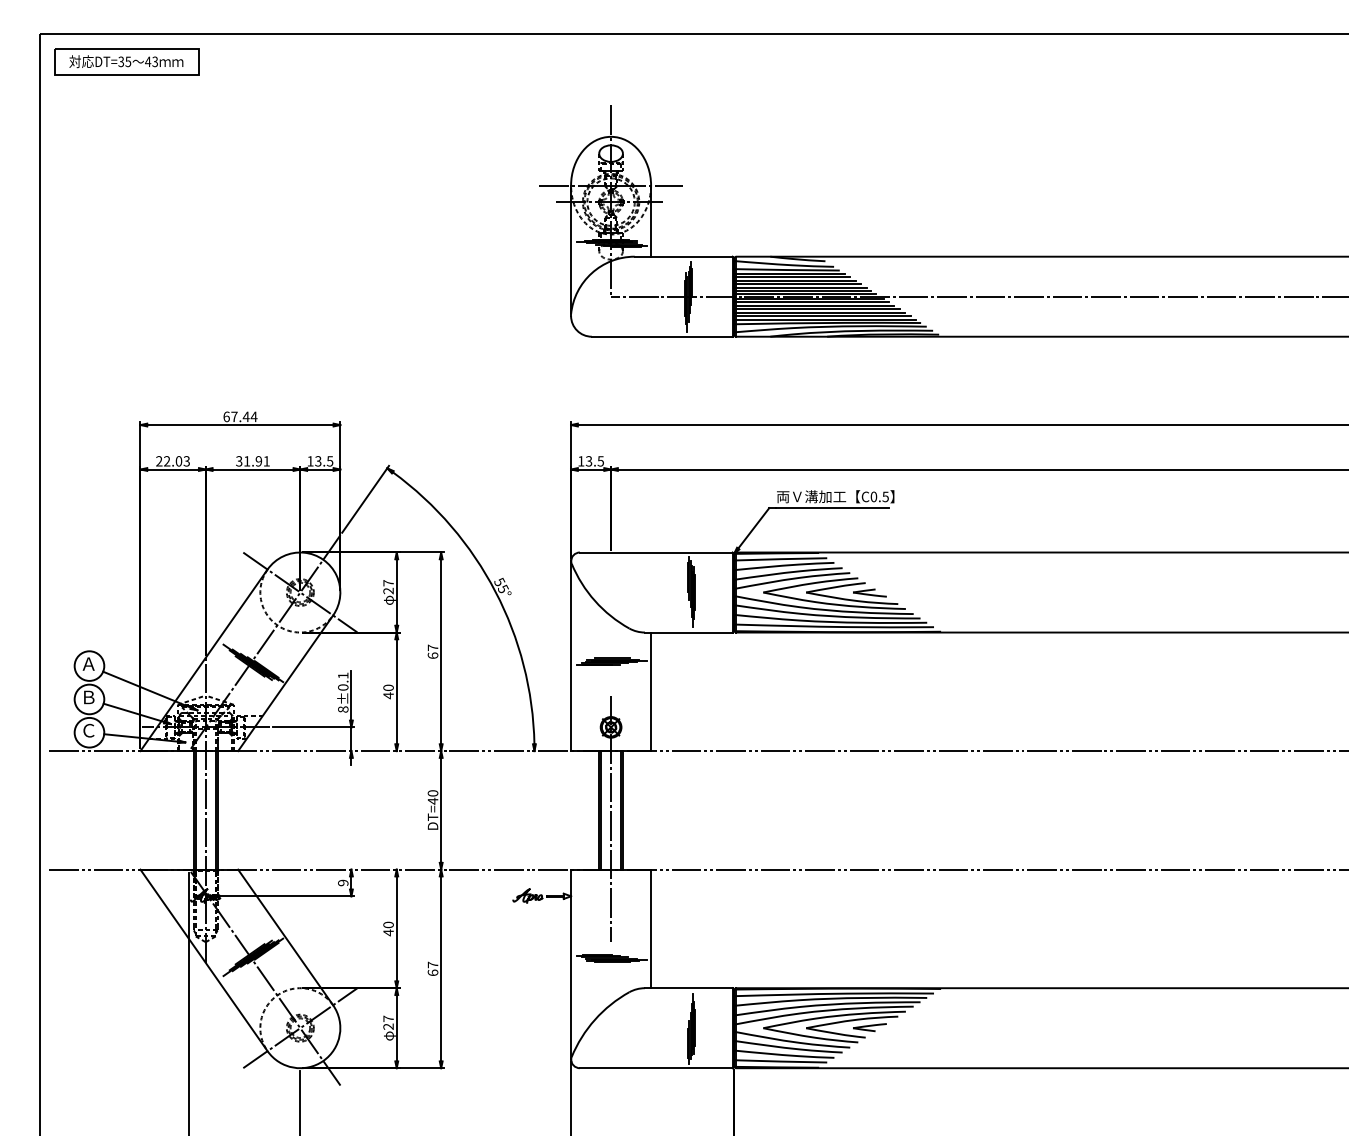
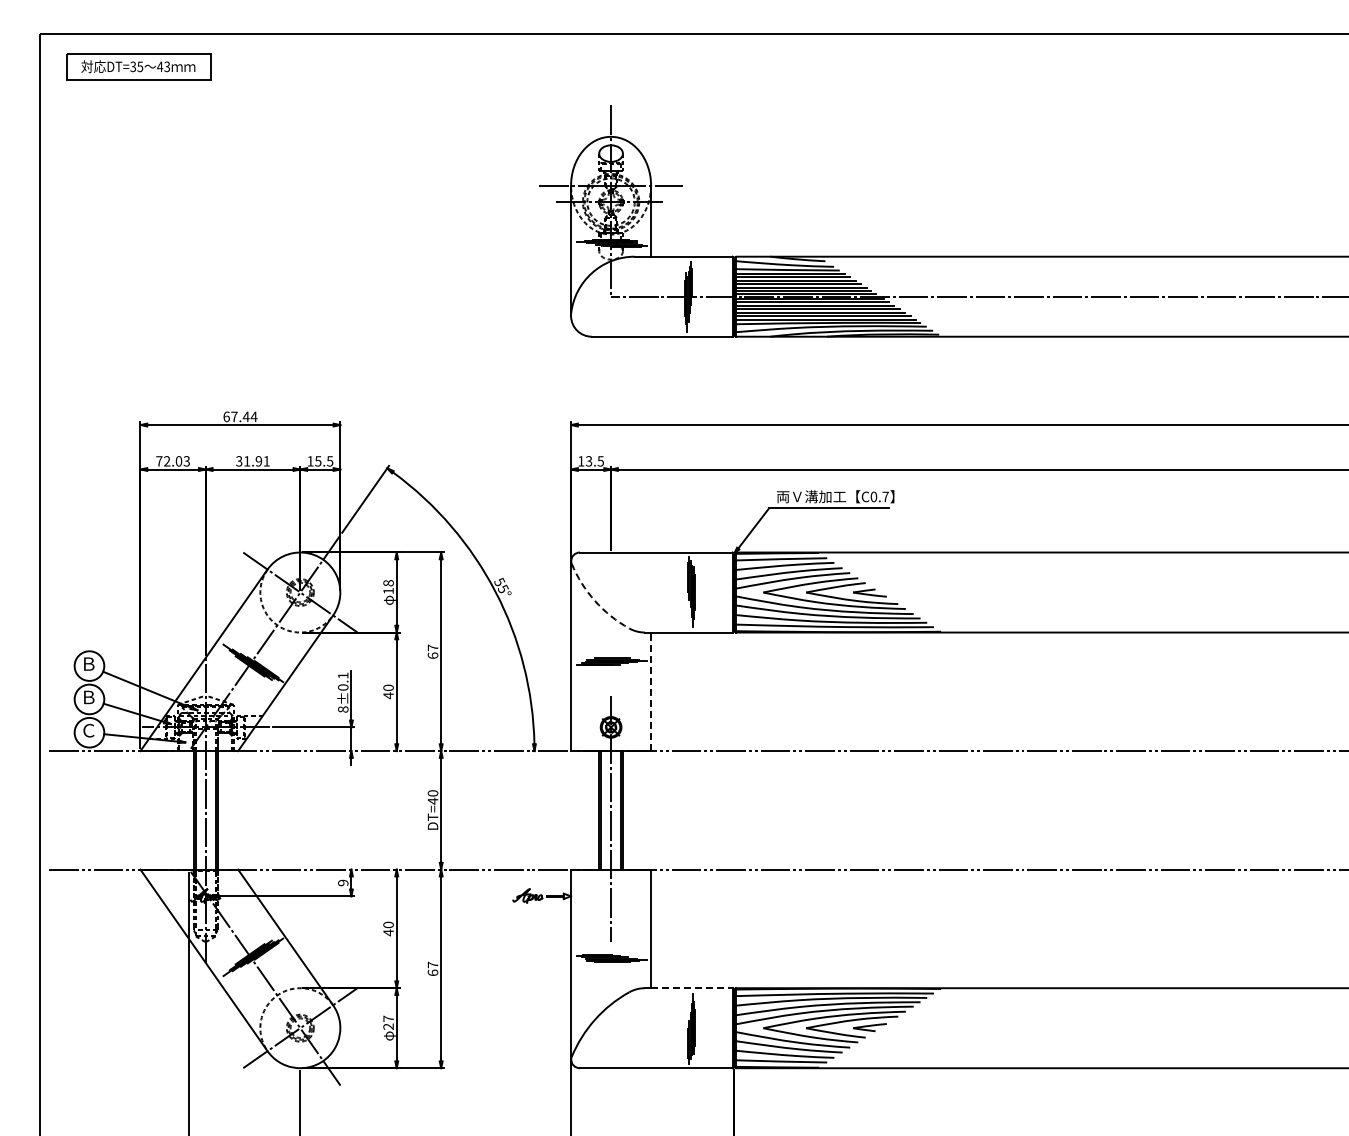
part position: (126, 61) -> (138, 66) (138, 66)
text: 13.5 -> 15.5 (318, 460)
text: 22.03 -> 72.03 (159, 461)
text: C0.5 -> C0.7 (885, 496)
text: 27 -> 18 (388, 587)
arc: solid -> dashed (595, 601)
text: Ａ -> Ｂ (88, 663)
line: solid -> dashed (651, 691)
line: solid -> dashed (691, 988)
